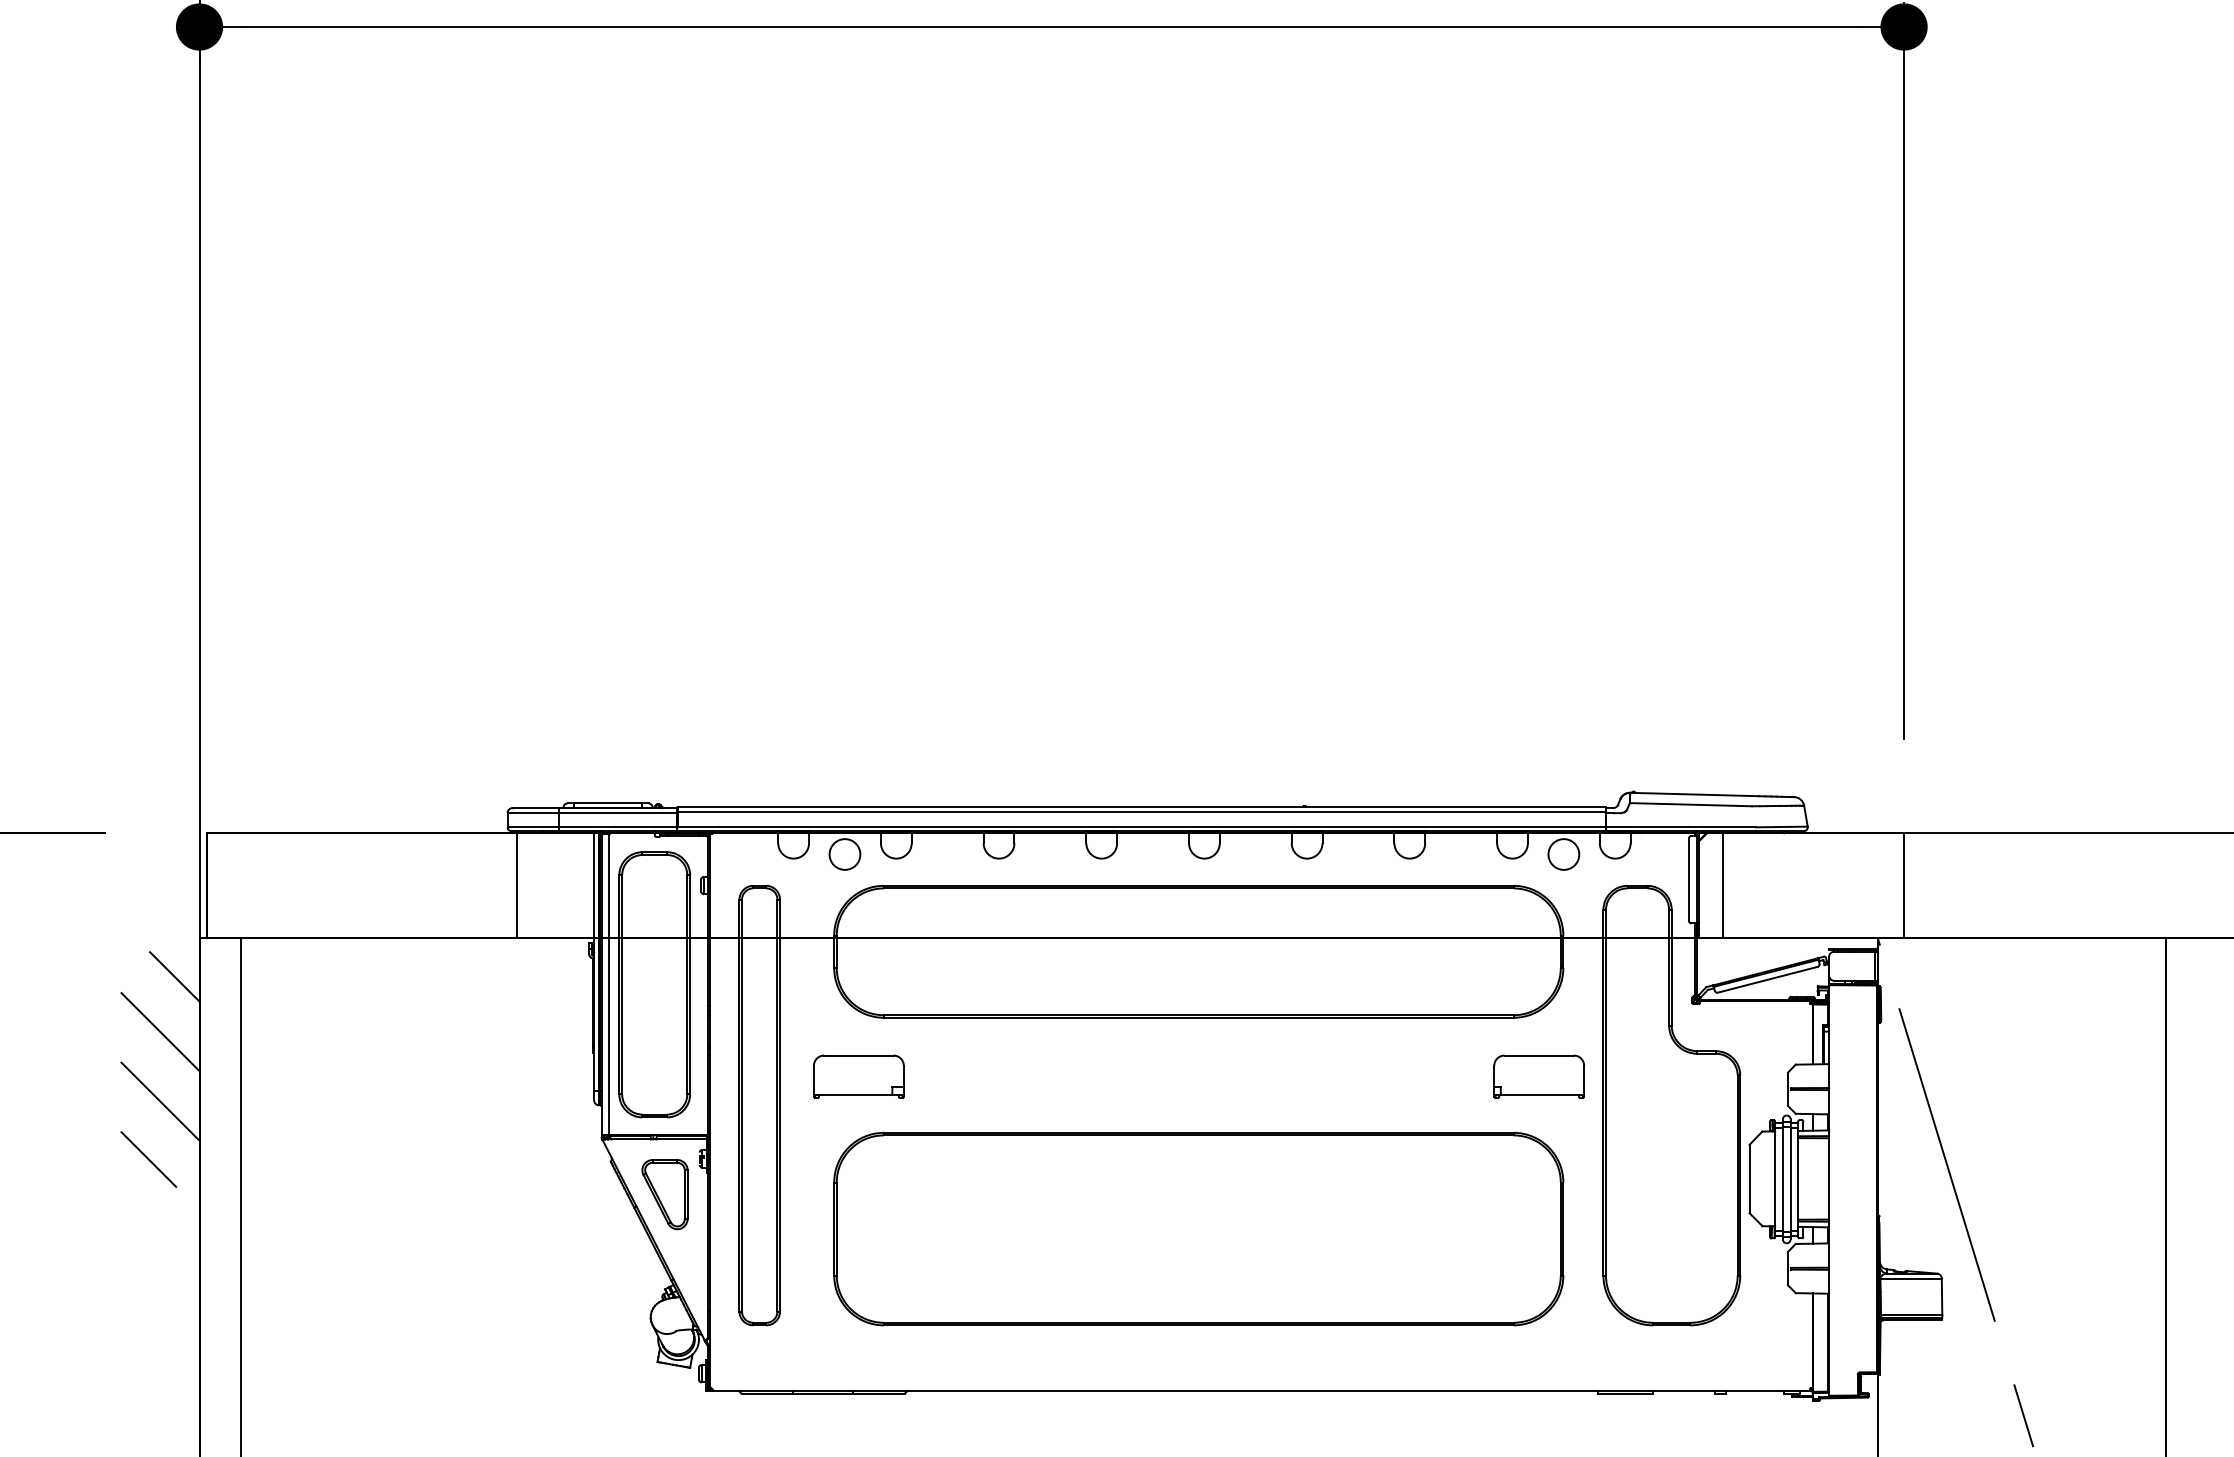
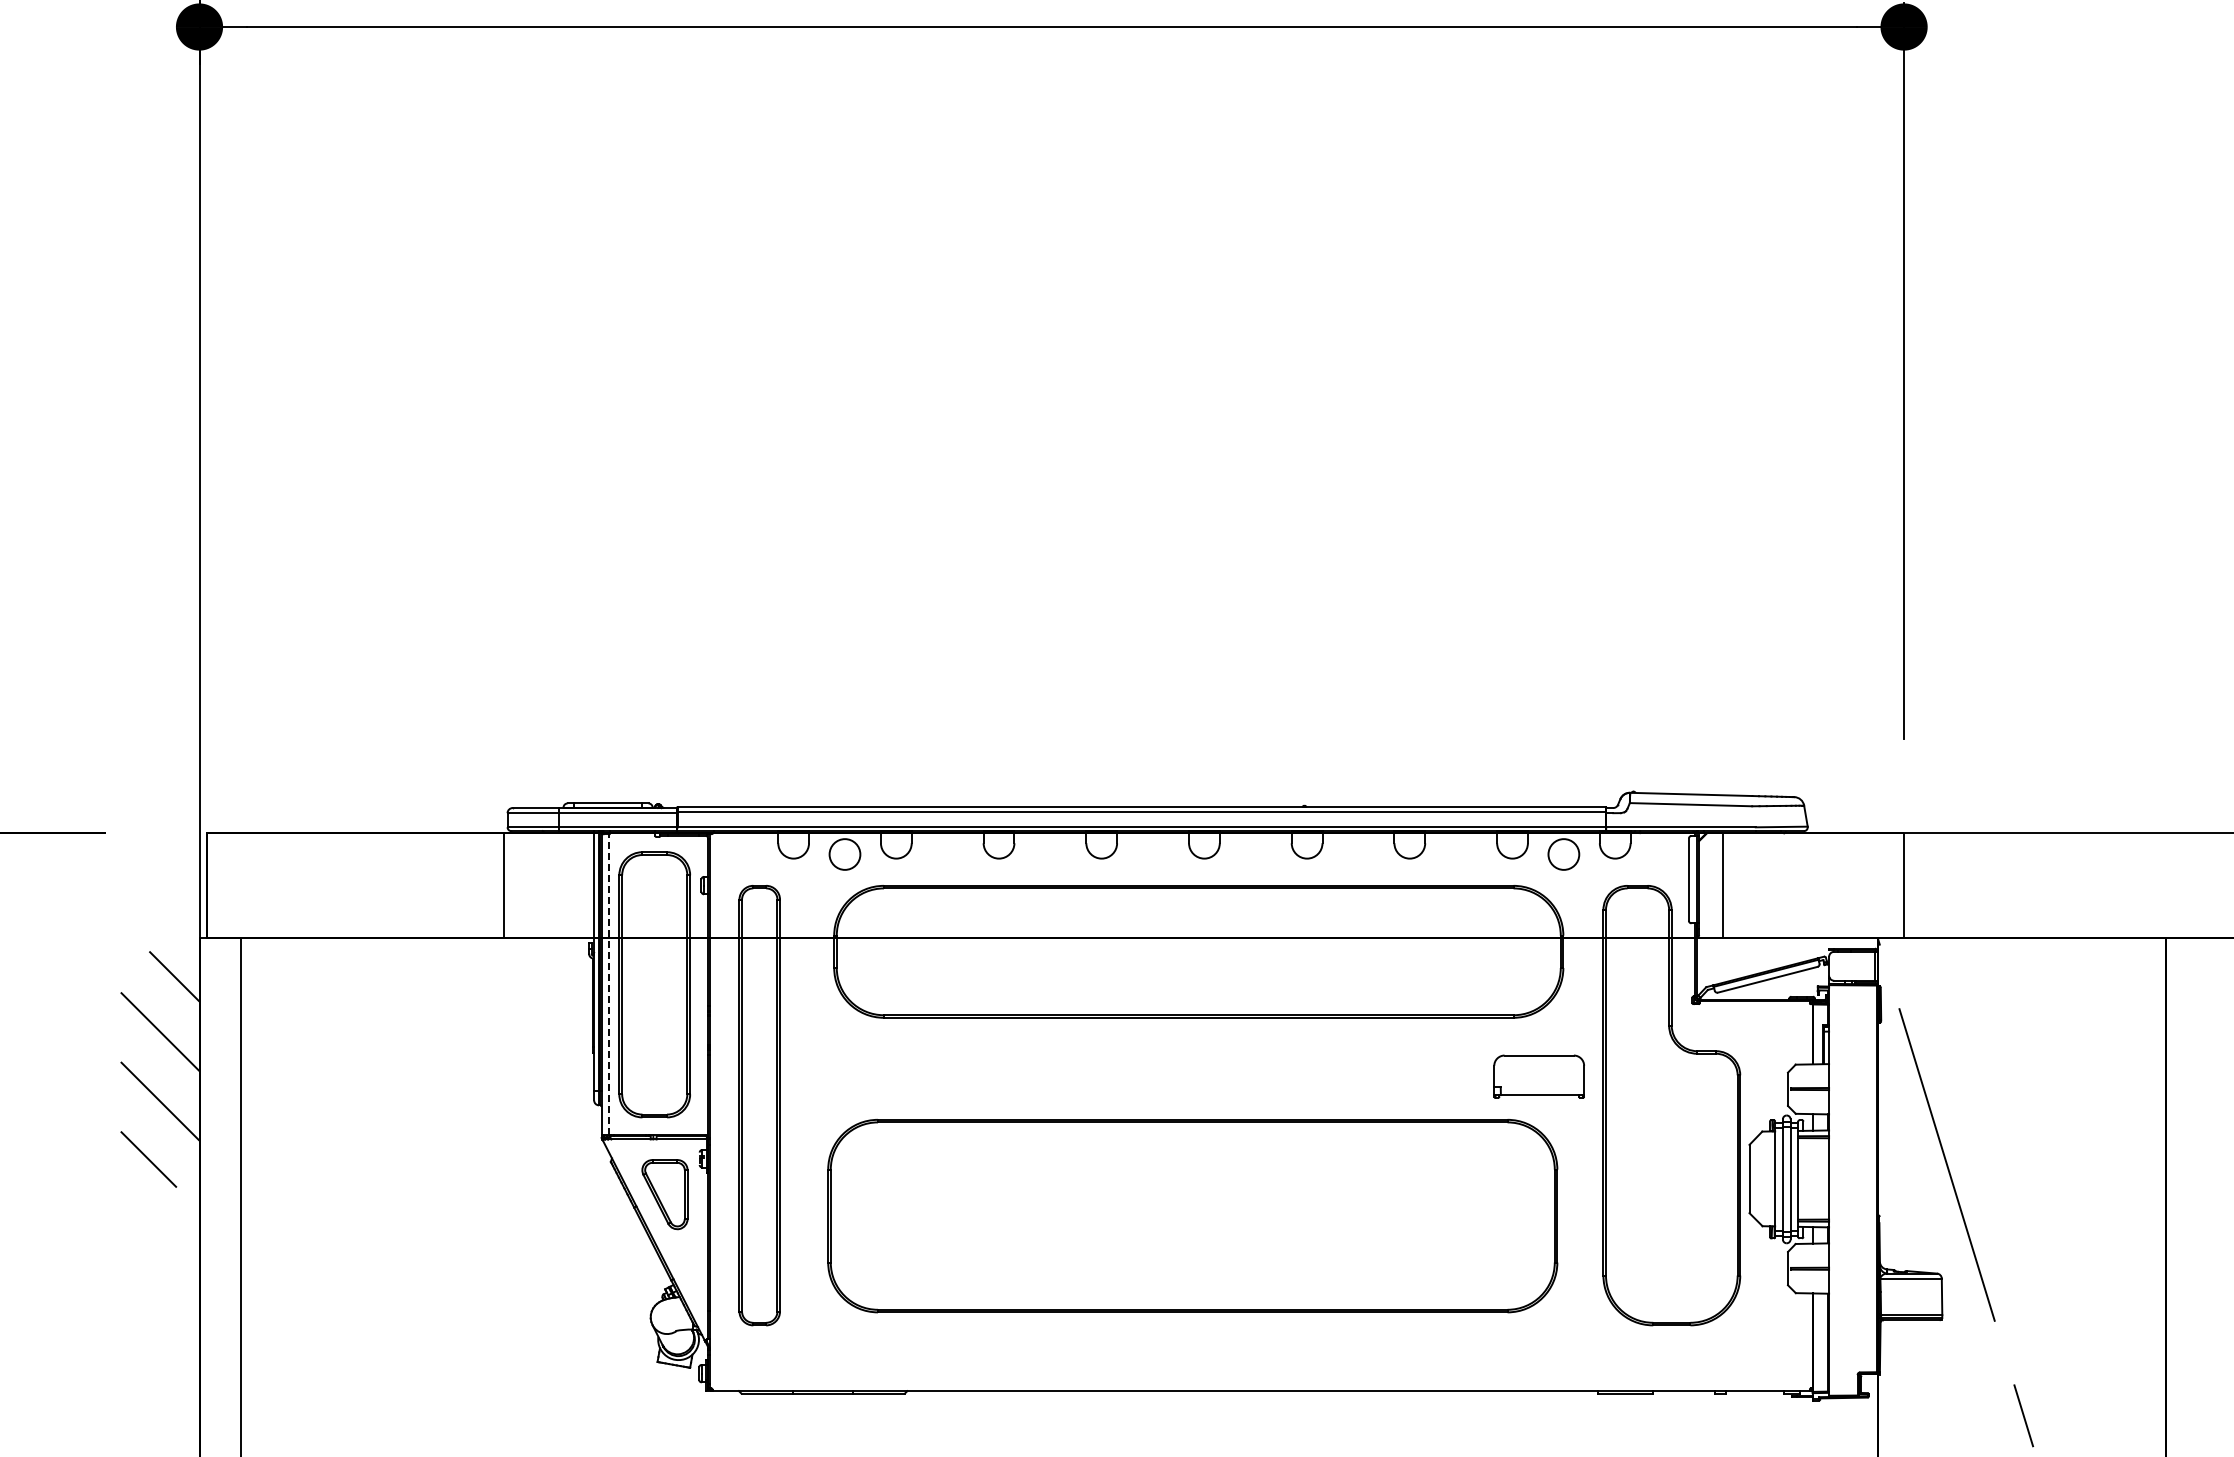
line position: (516, 885) -> (503, 885) (503, 885)
line: solid -> dashed (609, 984)
part: present -> none (858, 1076)
part position: (1198, 1229) -> (1192, 1216) (1192, 1216)
